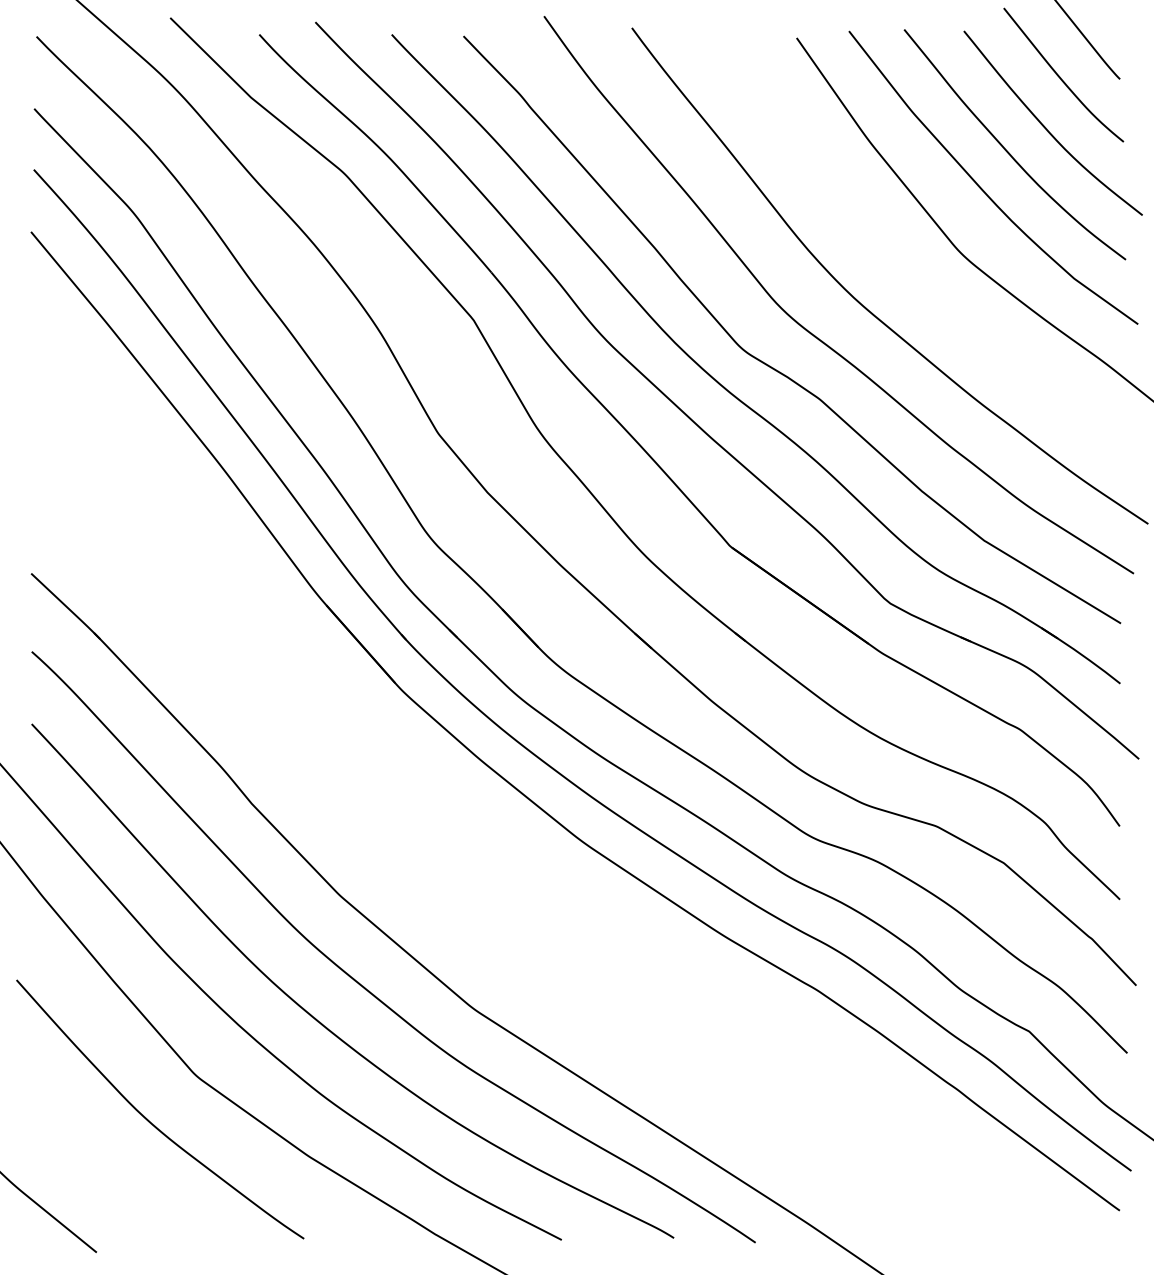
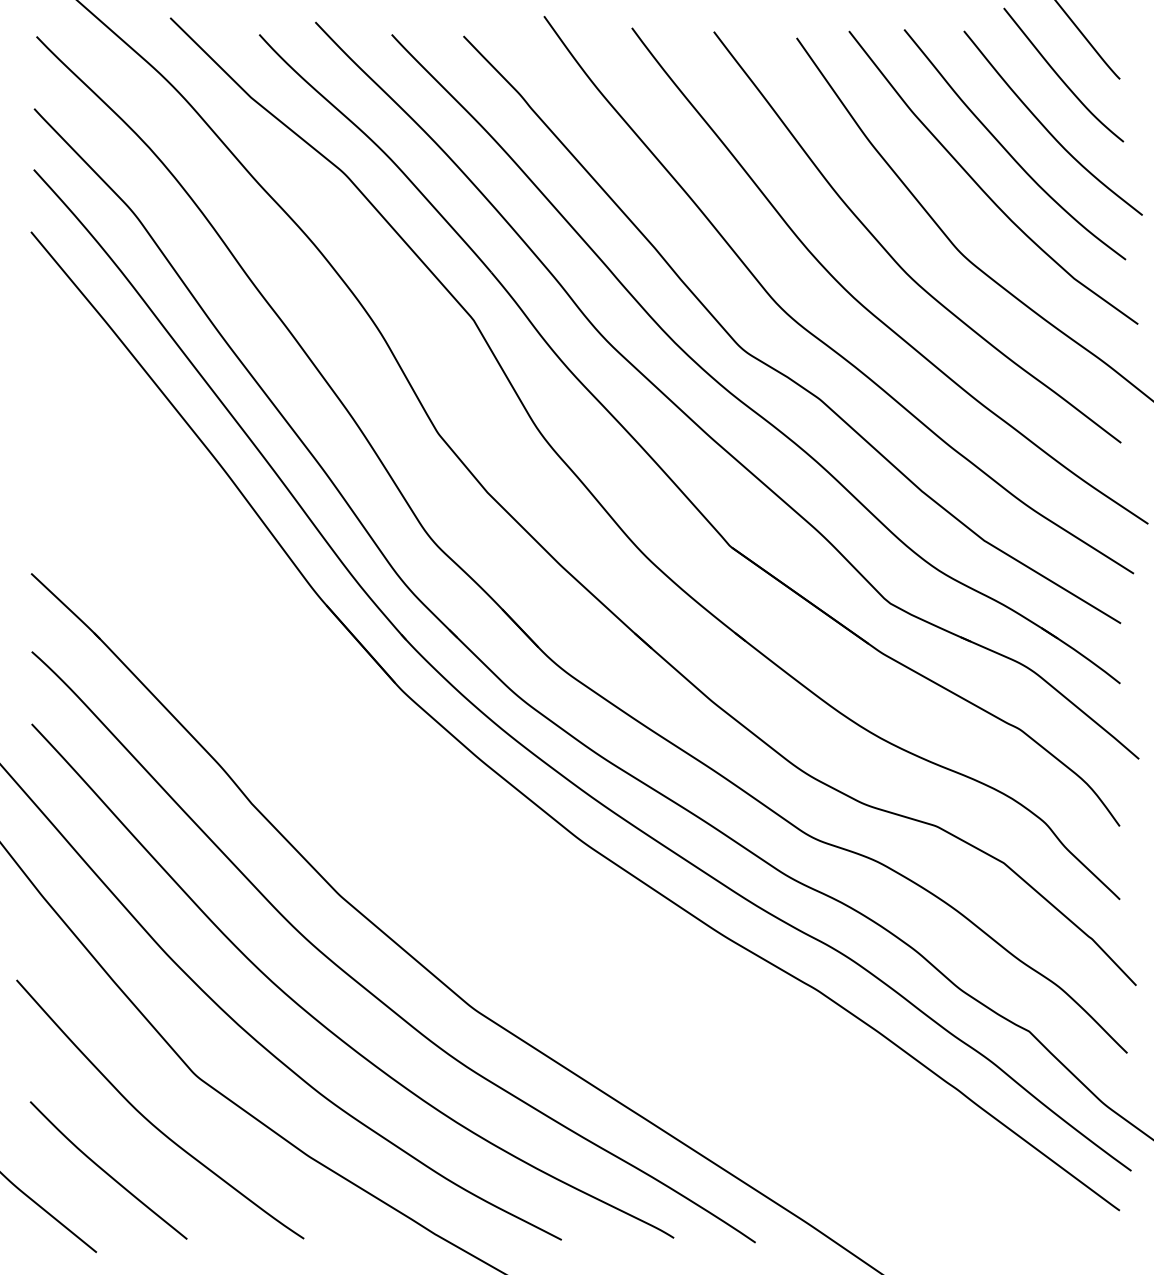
curve: none -> present (894, 258)
curve: none -> present (106, 1171)
